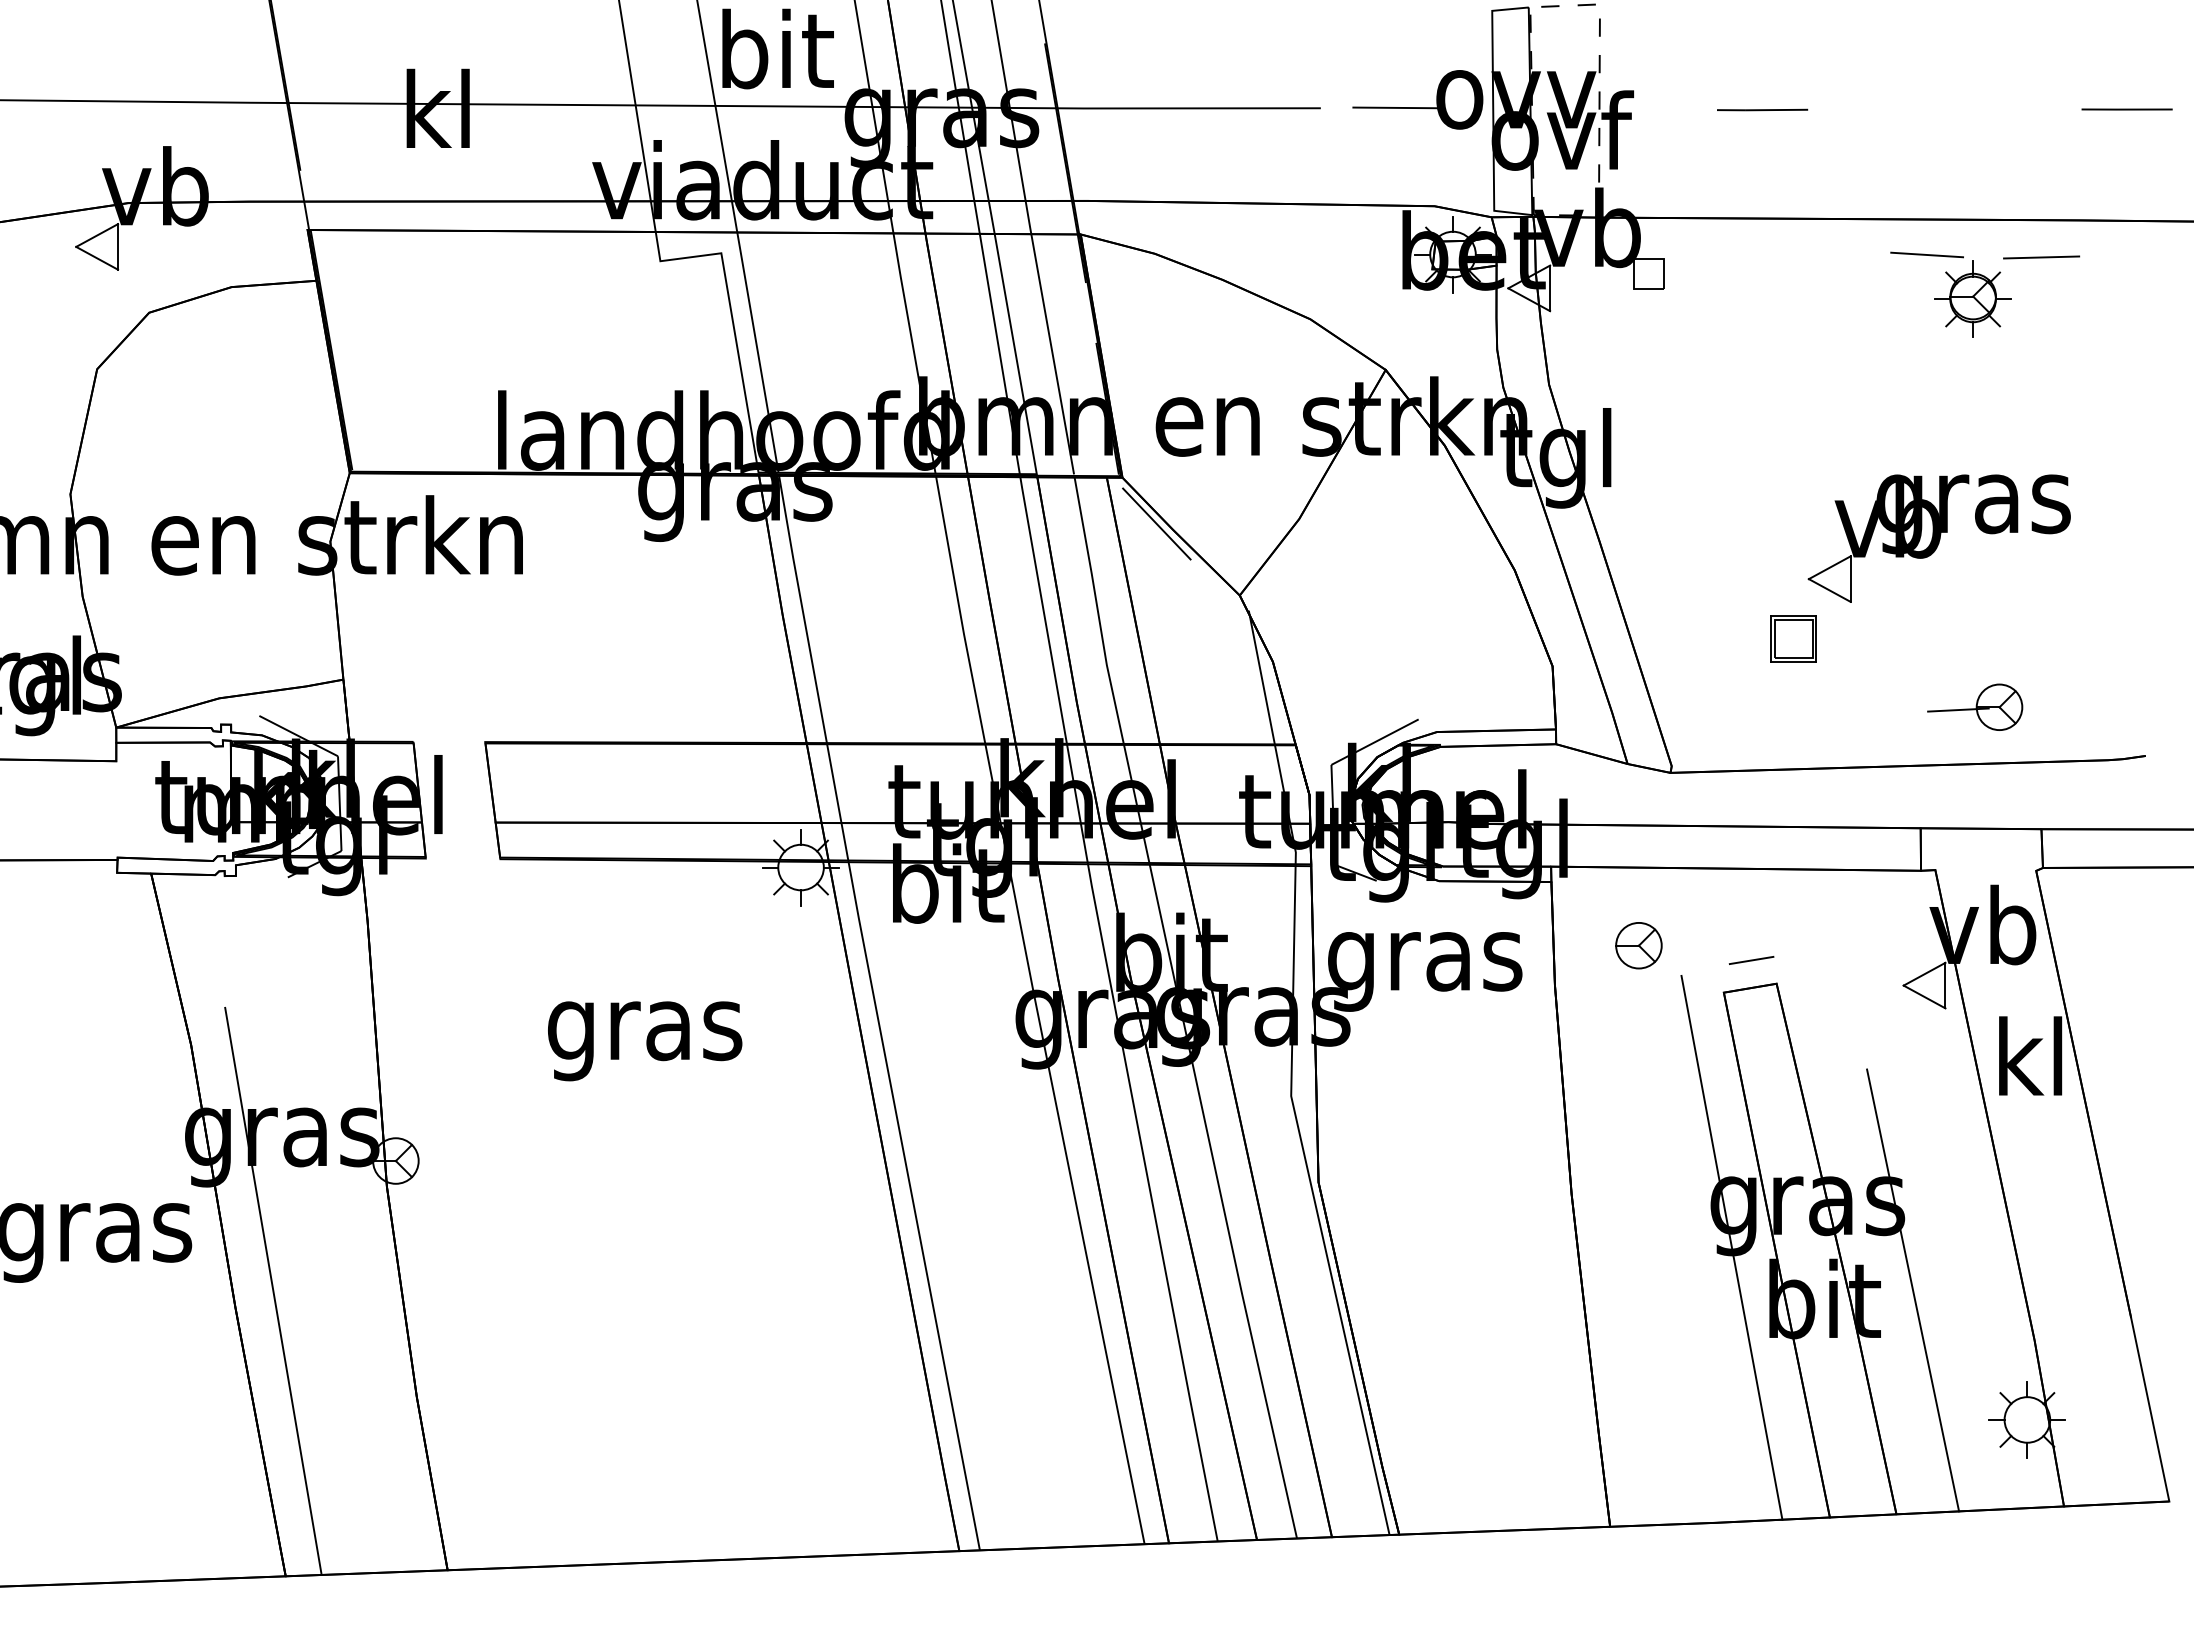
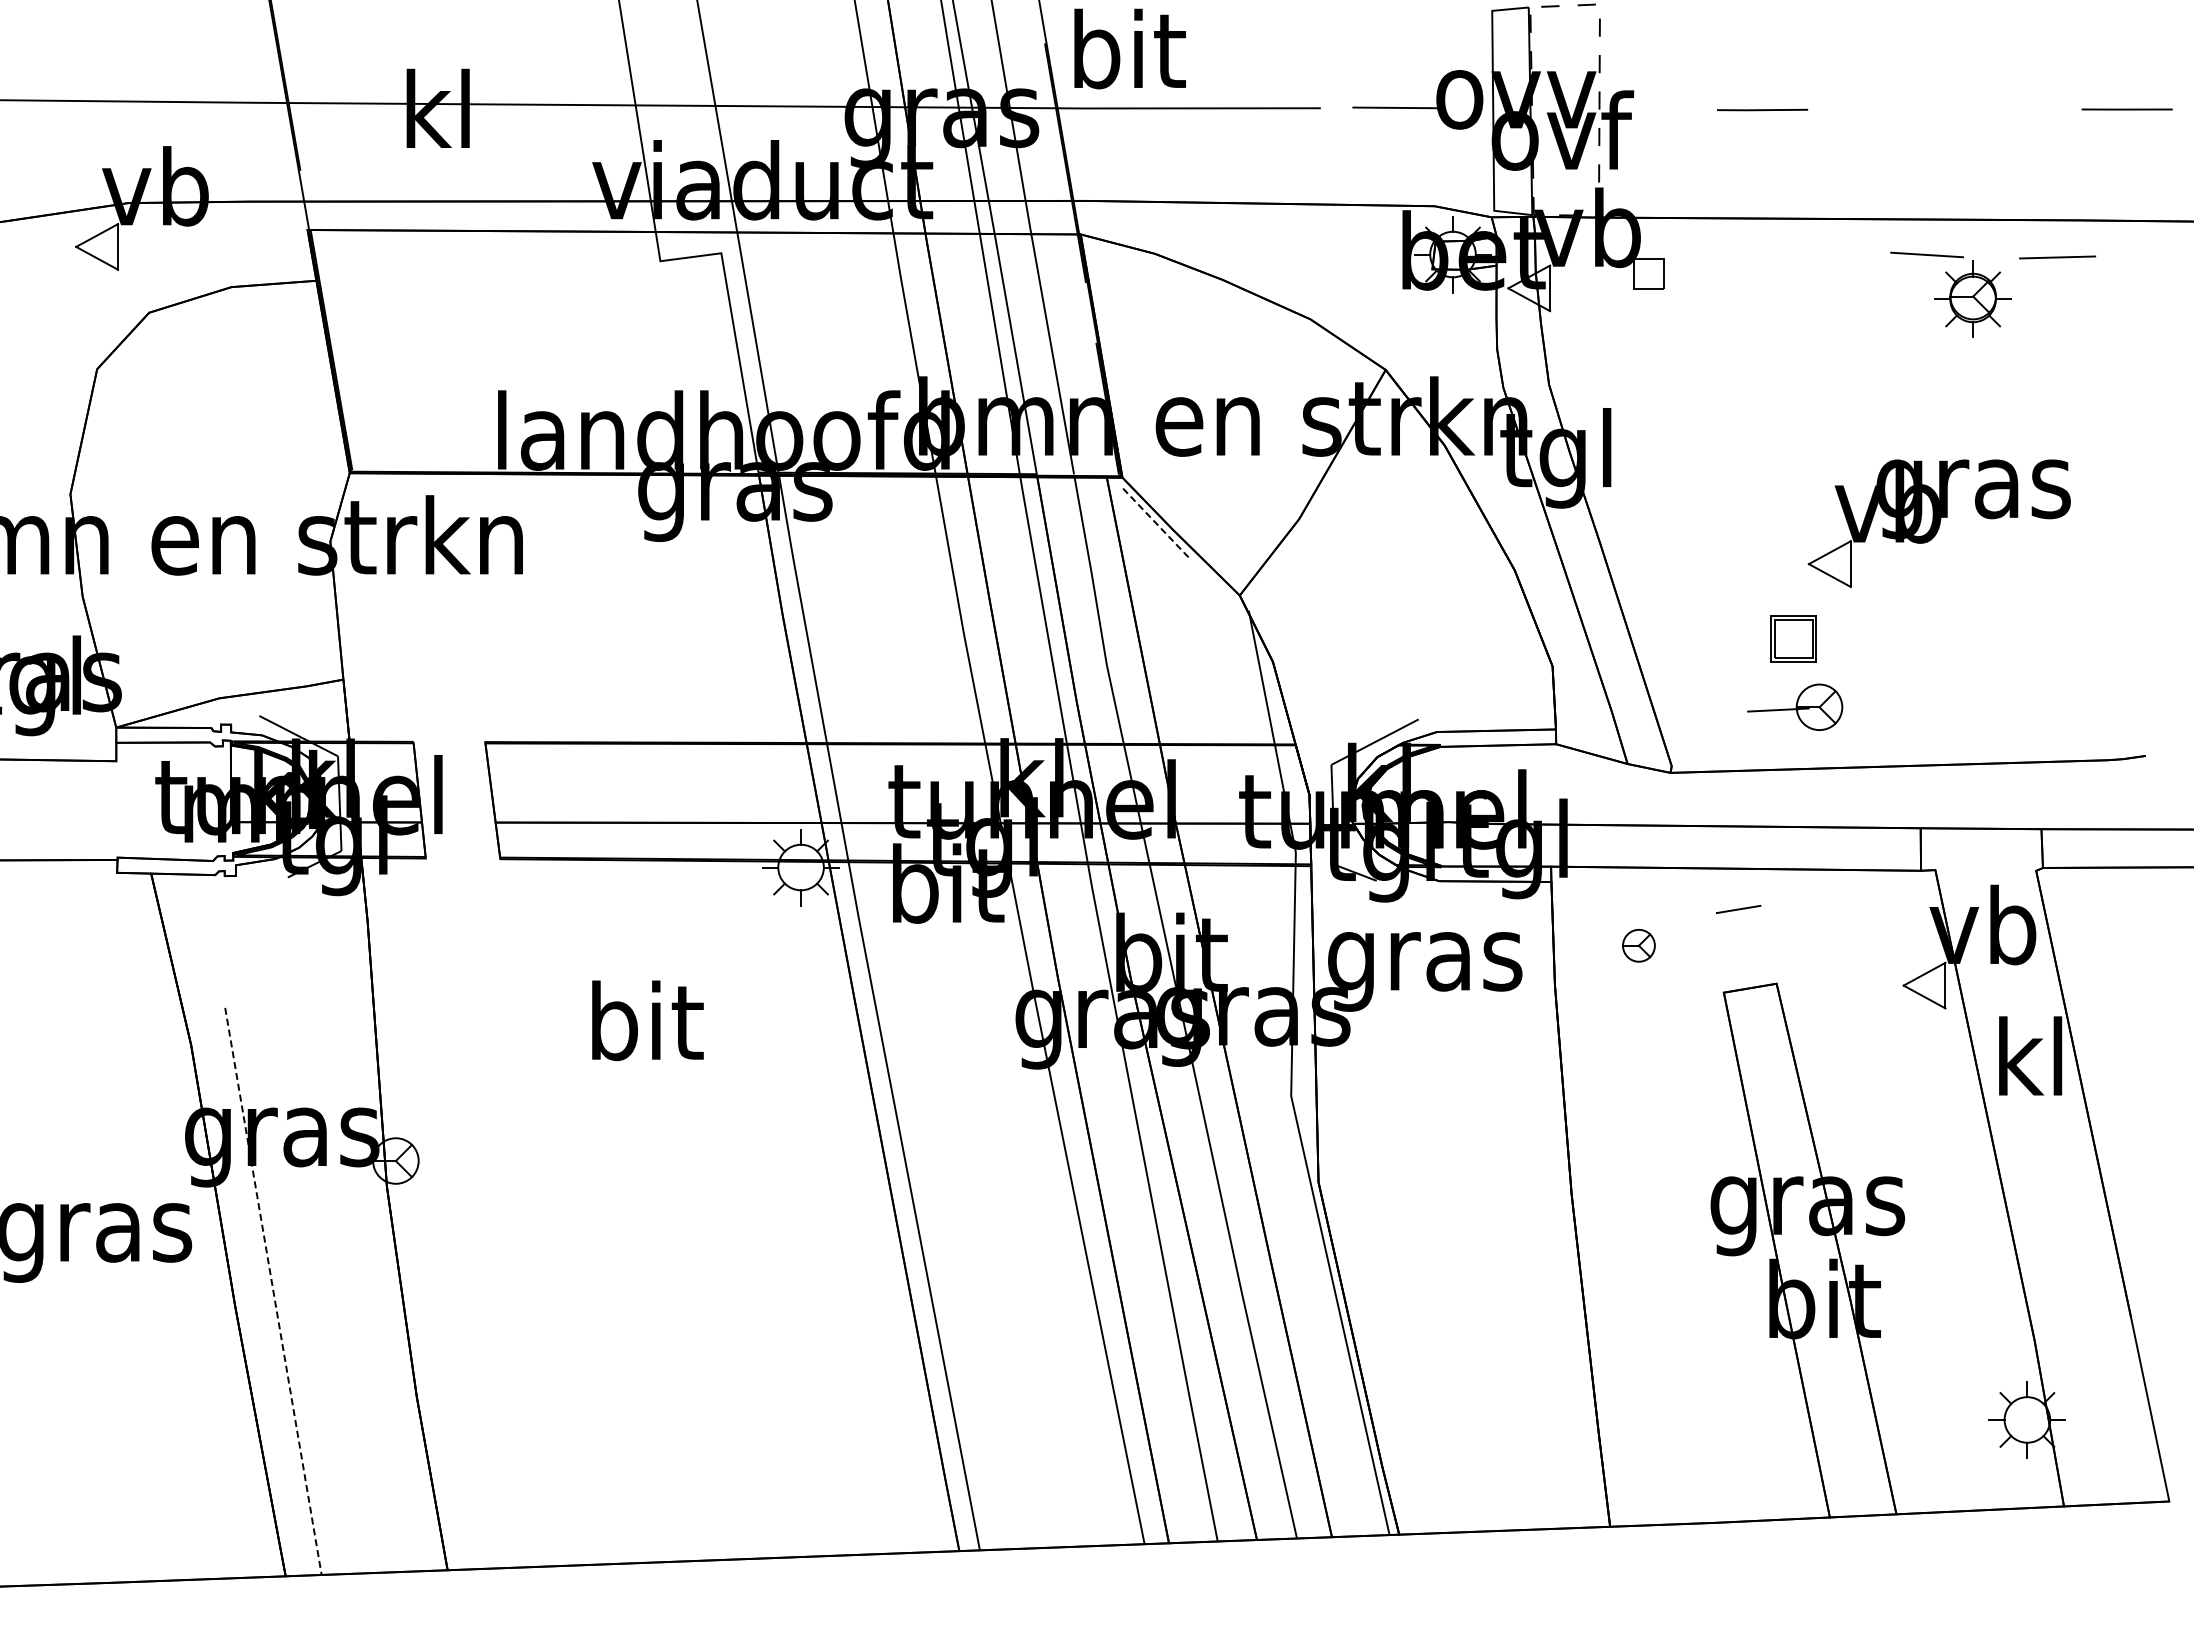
text position: (777, 48) -> (1129, 48) (1129, 48)
line position: (2041, 257) -> (2057, 257) (2057, 257)
line: solid -> dashed (1156, 524)
part position: (1938, 538) -> (1938, 523) (1938, 523)
part position: (1975, 706) -> (1795, 706) (1795, 706)
part size: 48x48 px -> 34x34 px (1638, 945)
line position: (1751, 960) -> (1738, 909) (1738, 909)
text: gras -> bit (645, 1030)
line: present -> none (1731, 1247)
line: present -> none (1913, 1290)
line: solid -> dashed (273, 1291)
